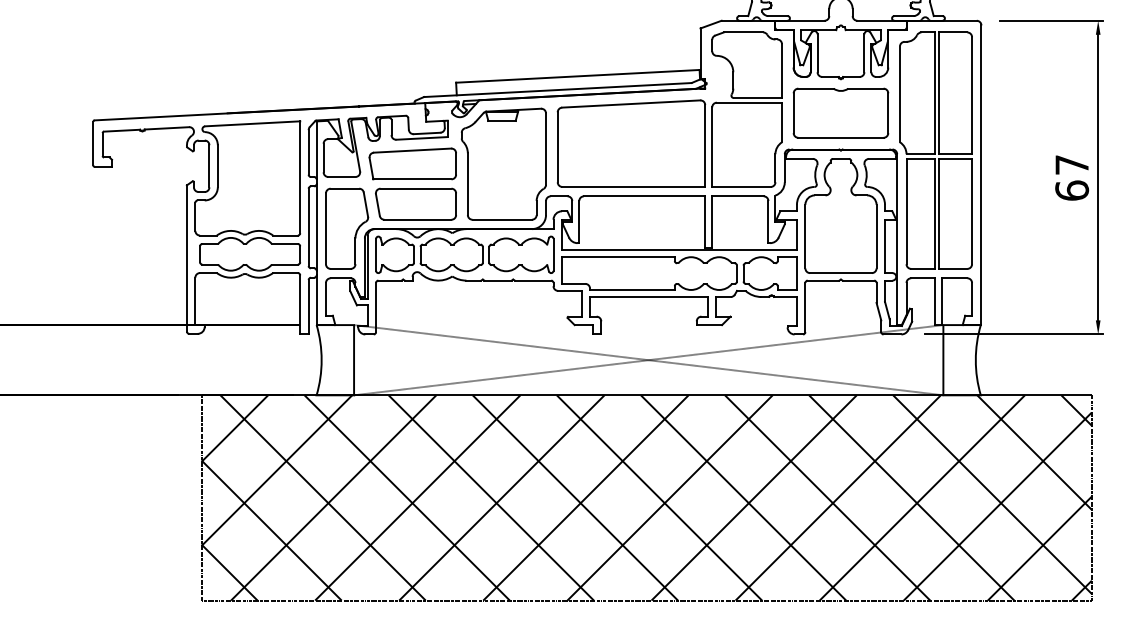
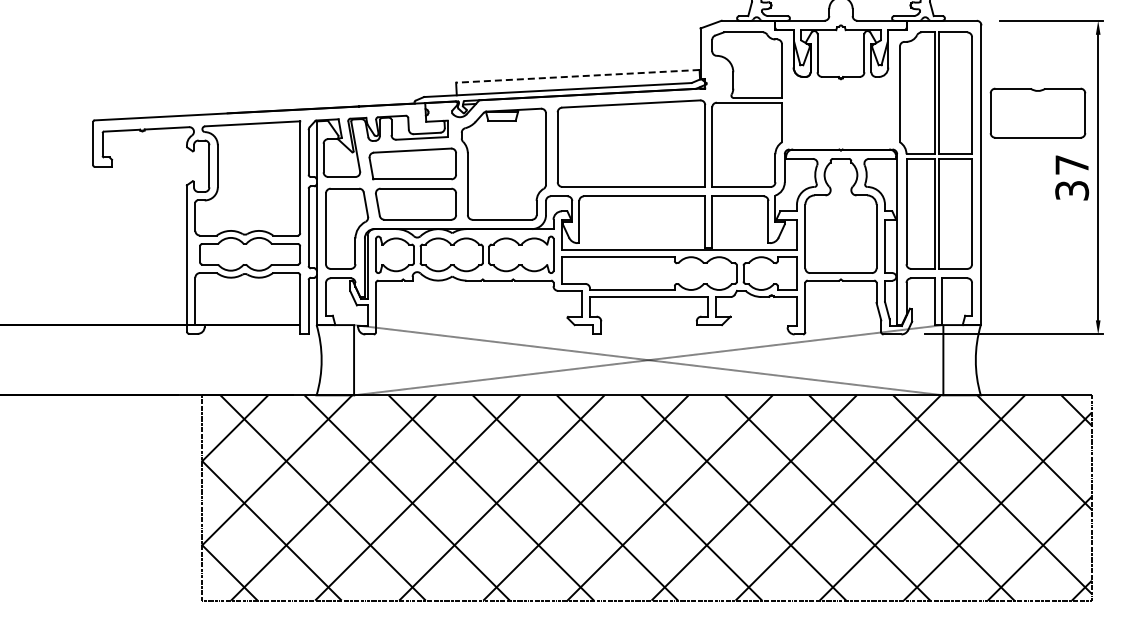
line: solid -> dashed (577, 76)
part position: (840, 112) -> (1037, 112) (1037, 112)
text: 67 -> 37 (1072, 190)
